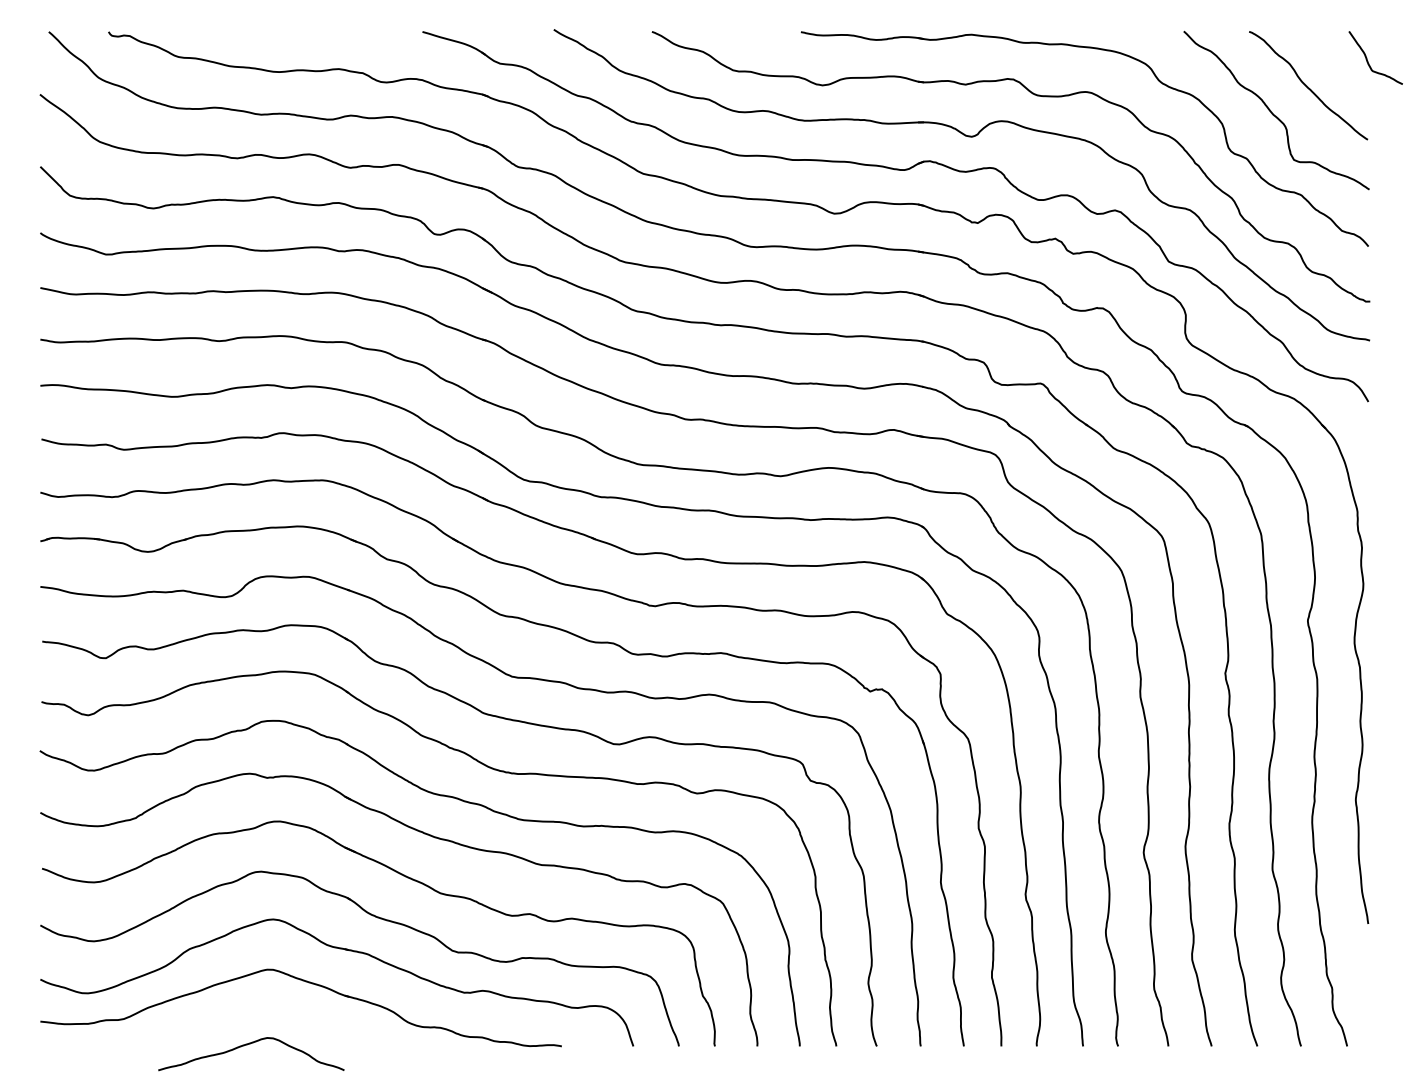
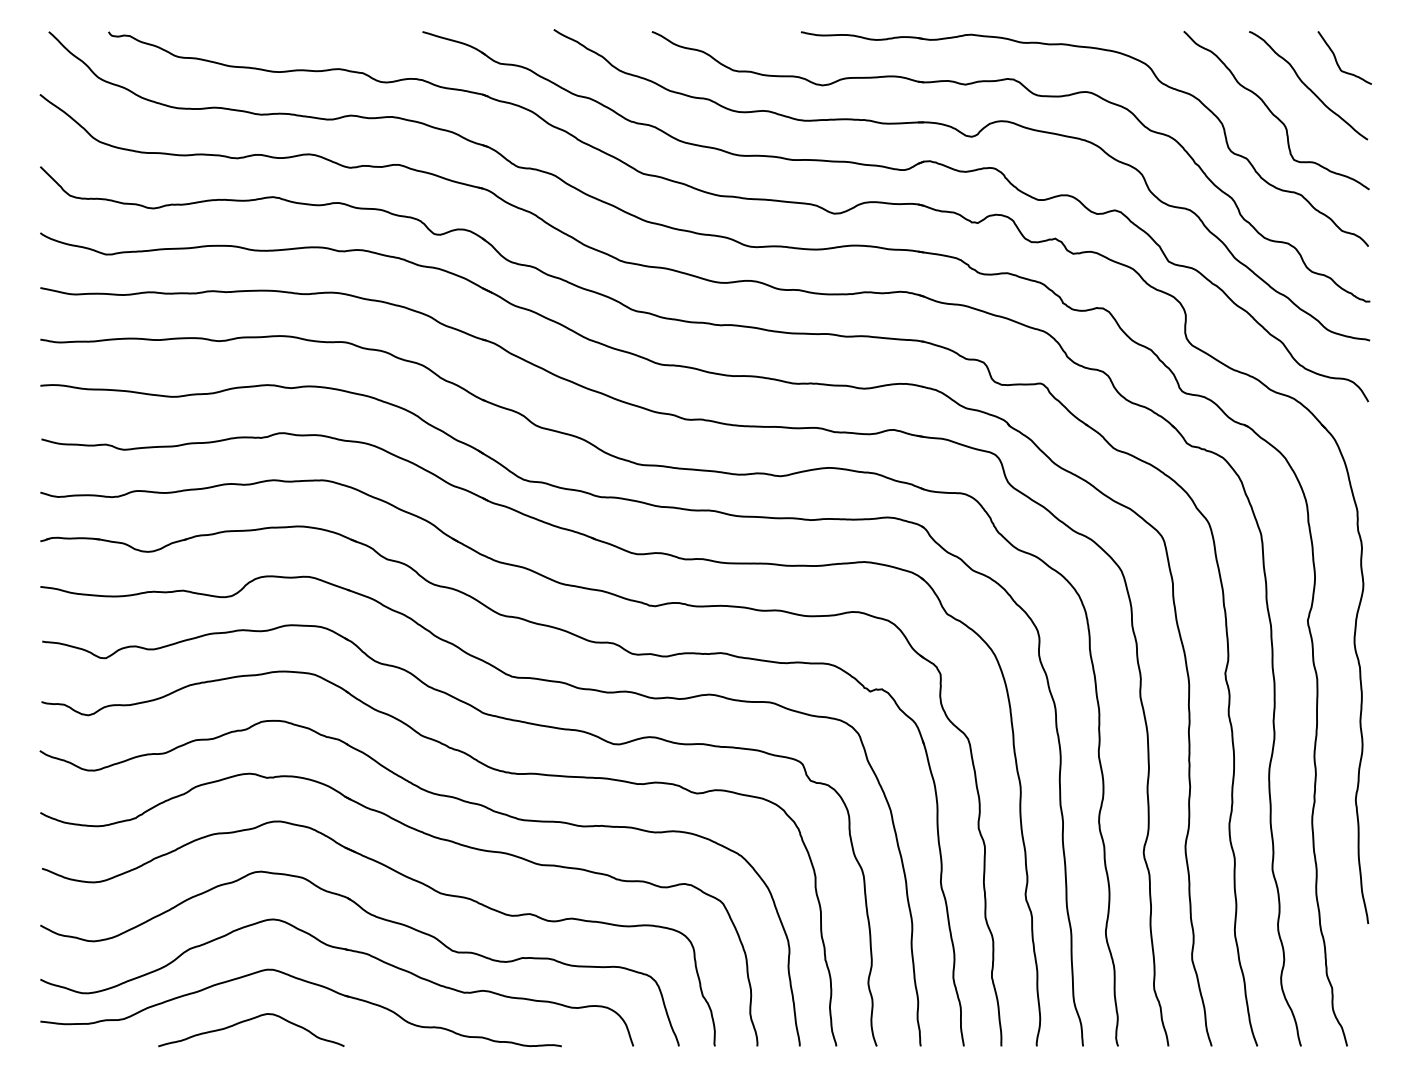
curve position: (1367, 58) -> (1336, 58) (1336, 58)
curve position: (247, 1045) -> (247, 1021) (247, 1021)
